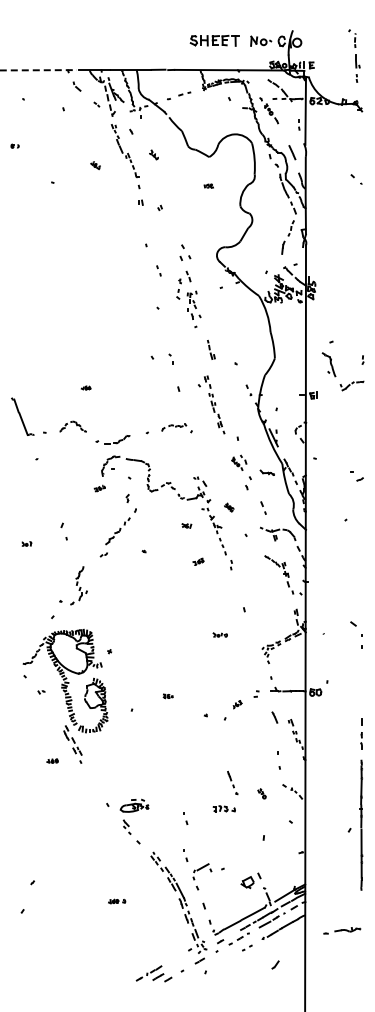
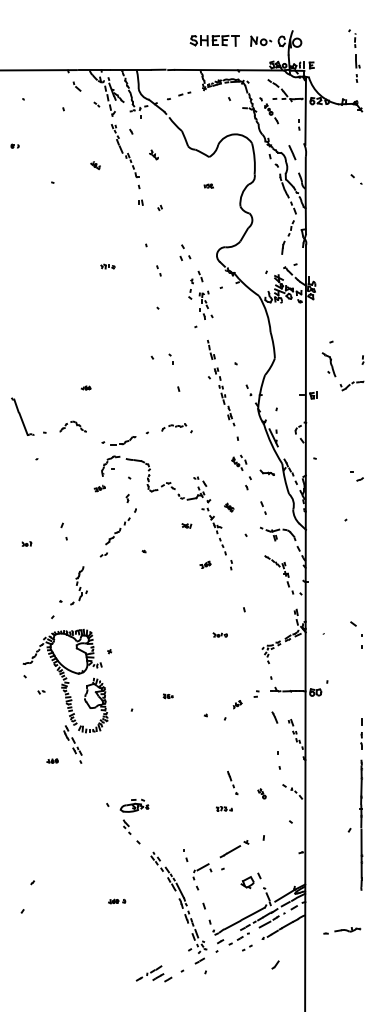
line: dashed -> solid (39, 70)
part: none -> present (107, 266)
part position: (188, 294) -> (200, 294) (200, 294)
part position: (211, 404) -> (221, 396) (221, 396)
part position: (112, 439) -> (118, 440) (118, 440)
part position: (198, 561) -> (205, 564) (205, 564)
part size: 24x8 px -> 17x6 px (224, 808)
part: present -> none (185, 818)
part: none -> present (234, 849)
